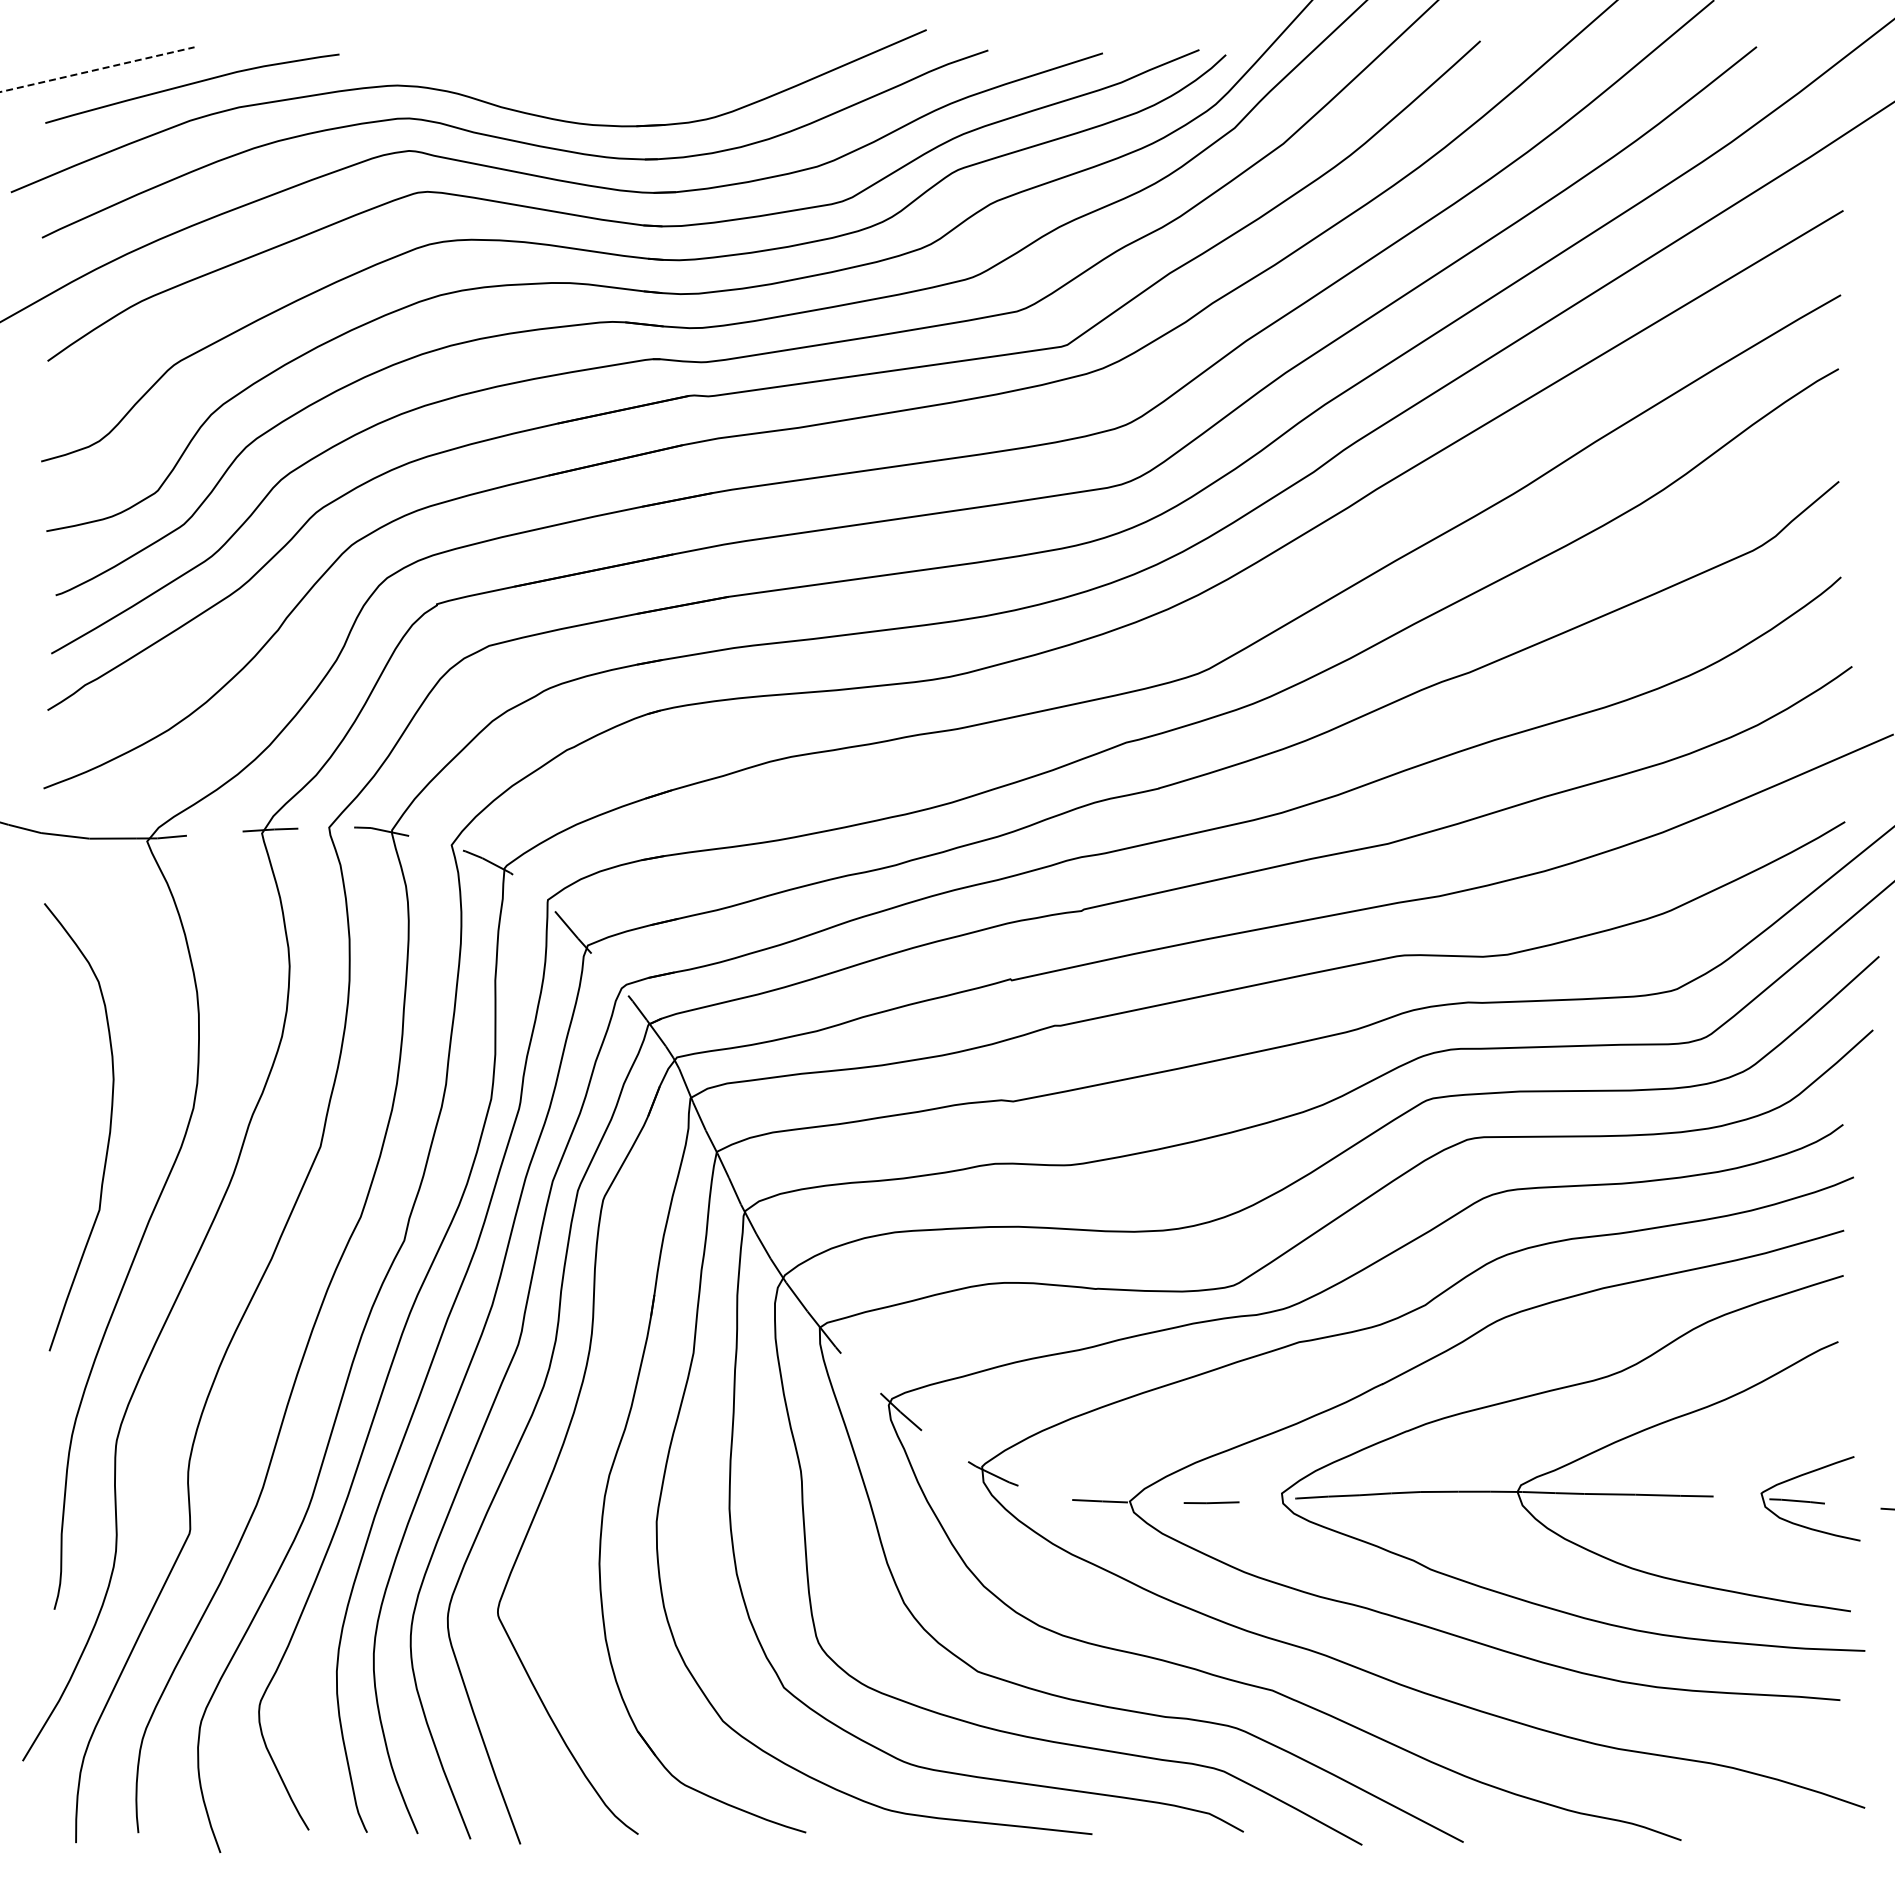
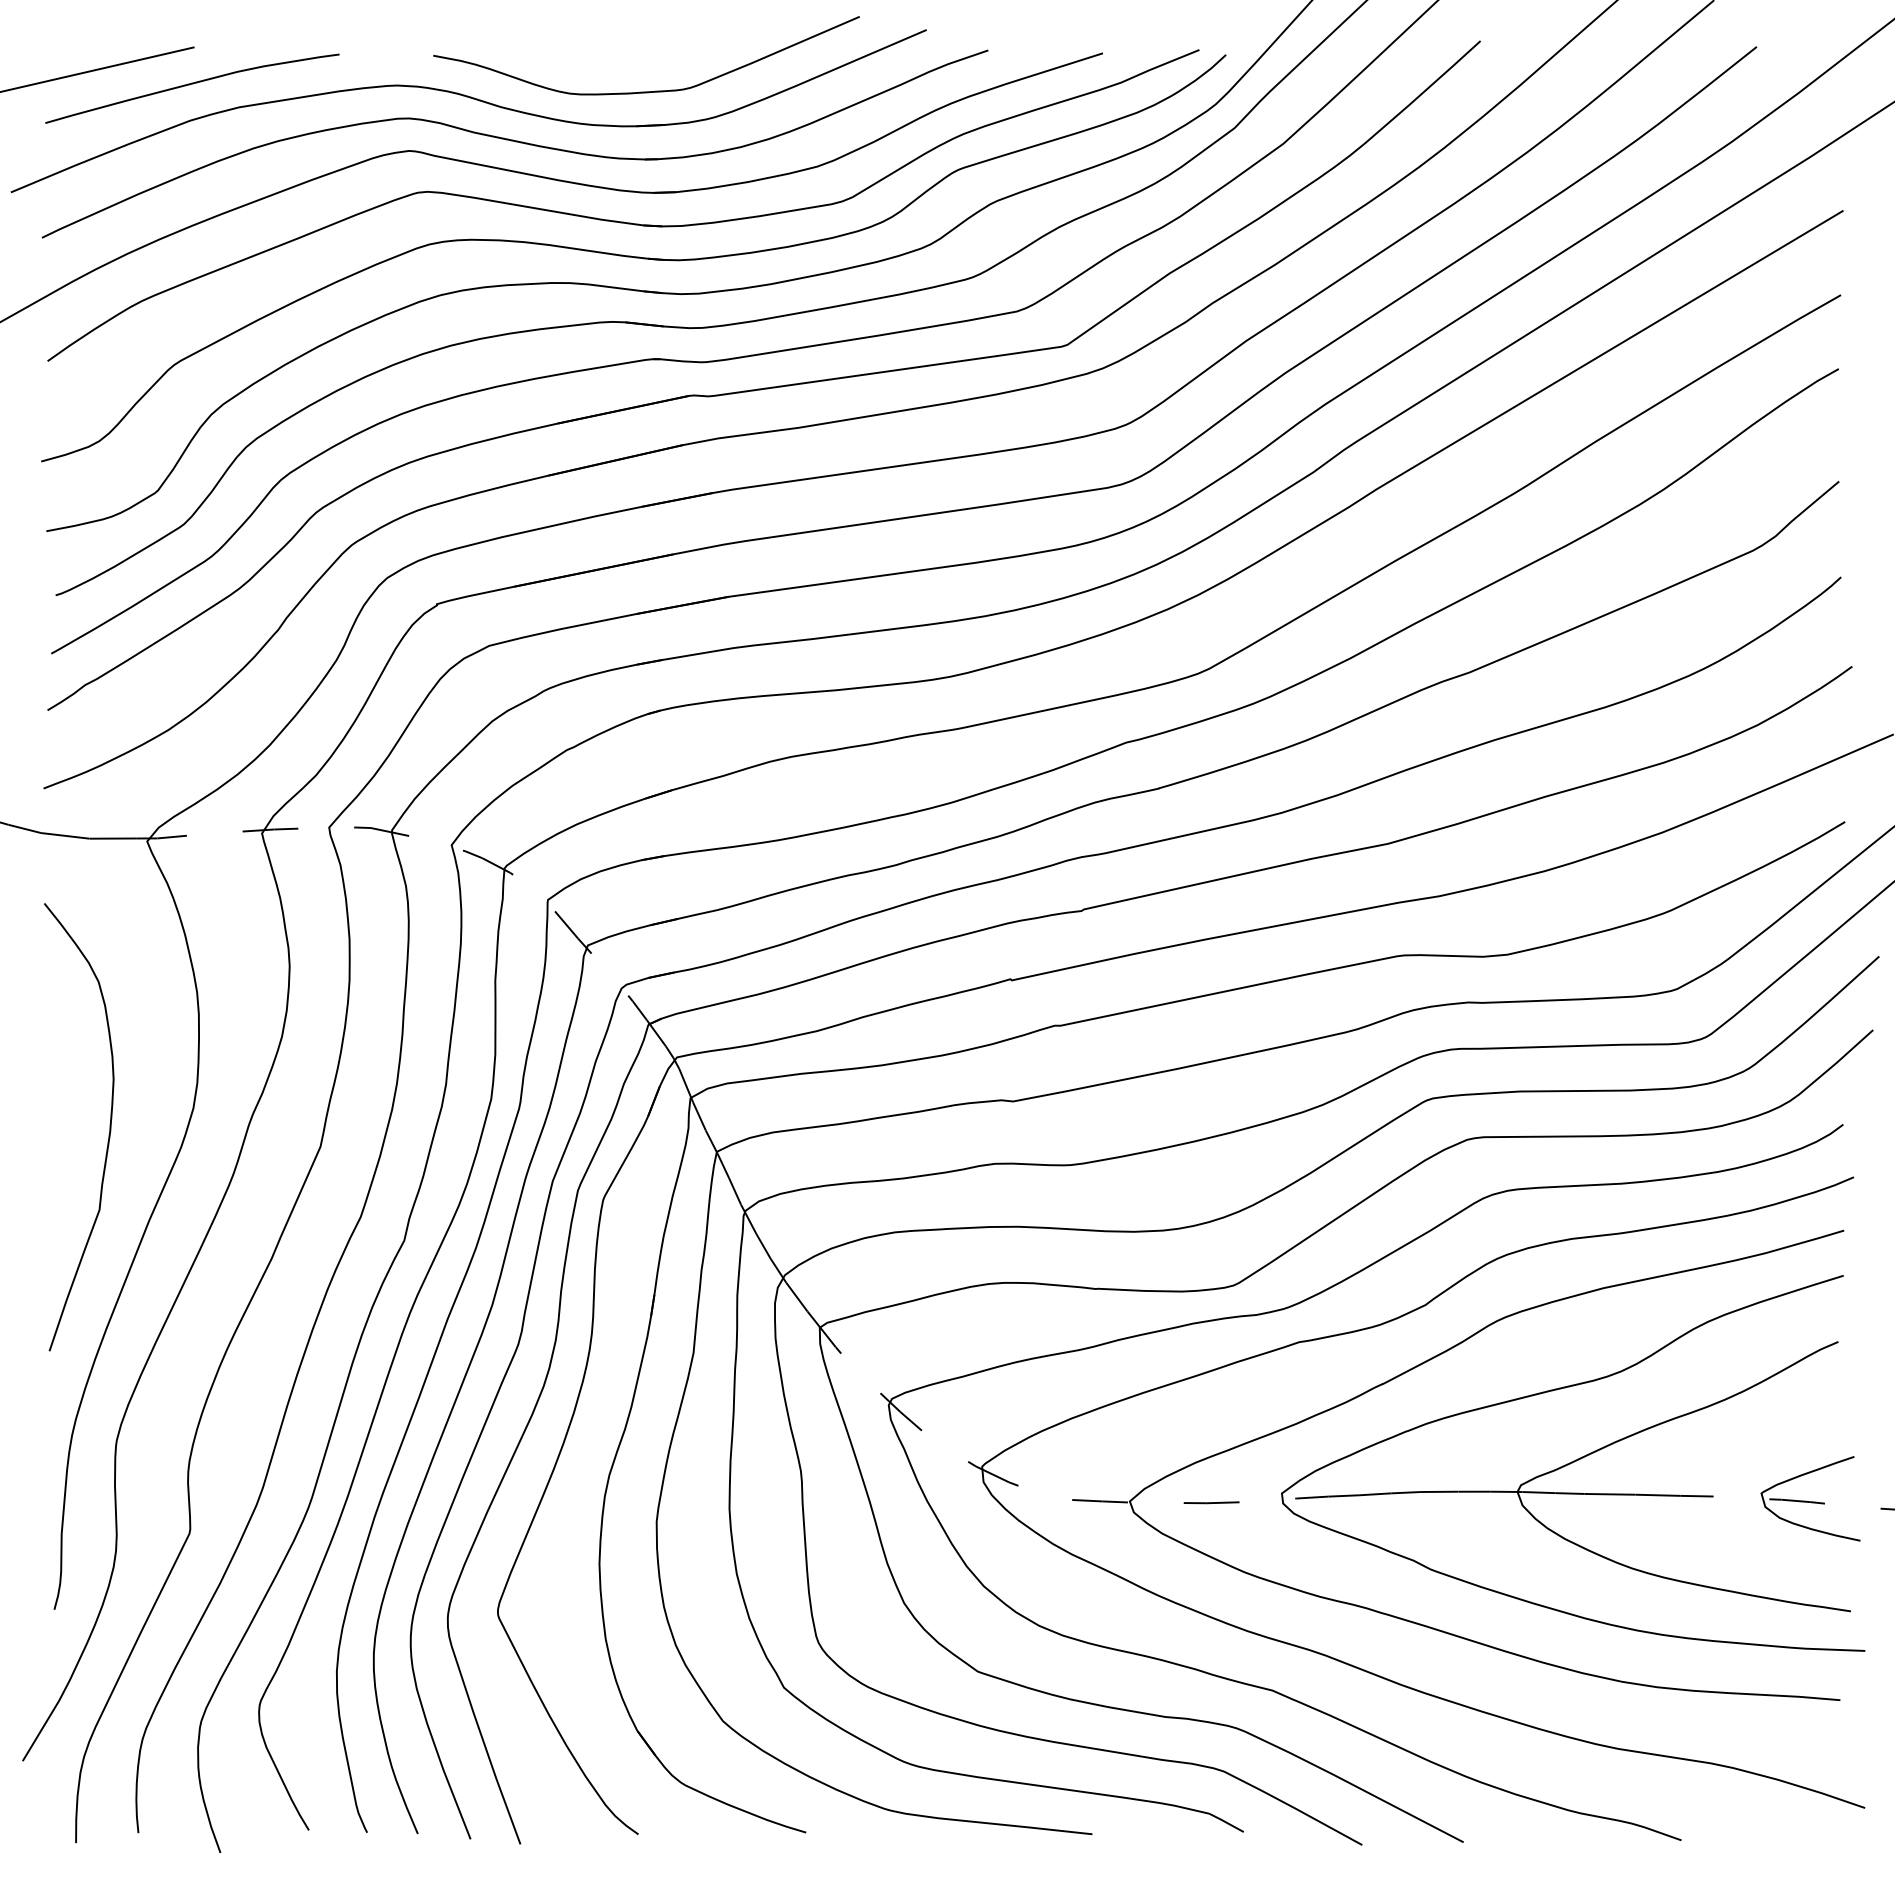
line: dashed -> solid (97, 69)
curve: none -> present (646, 91)
